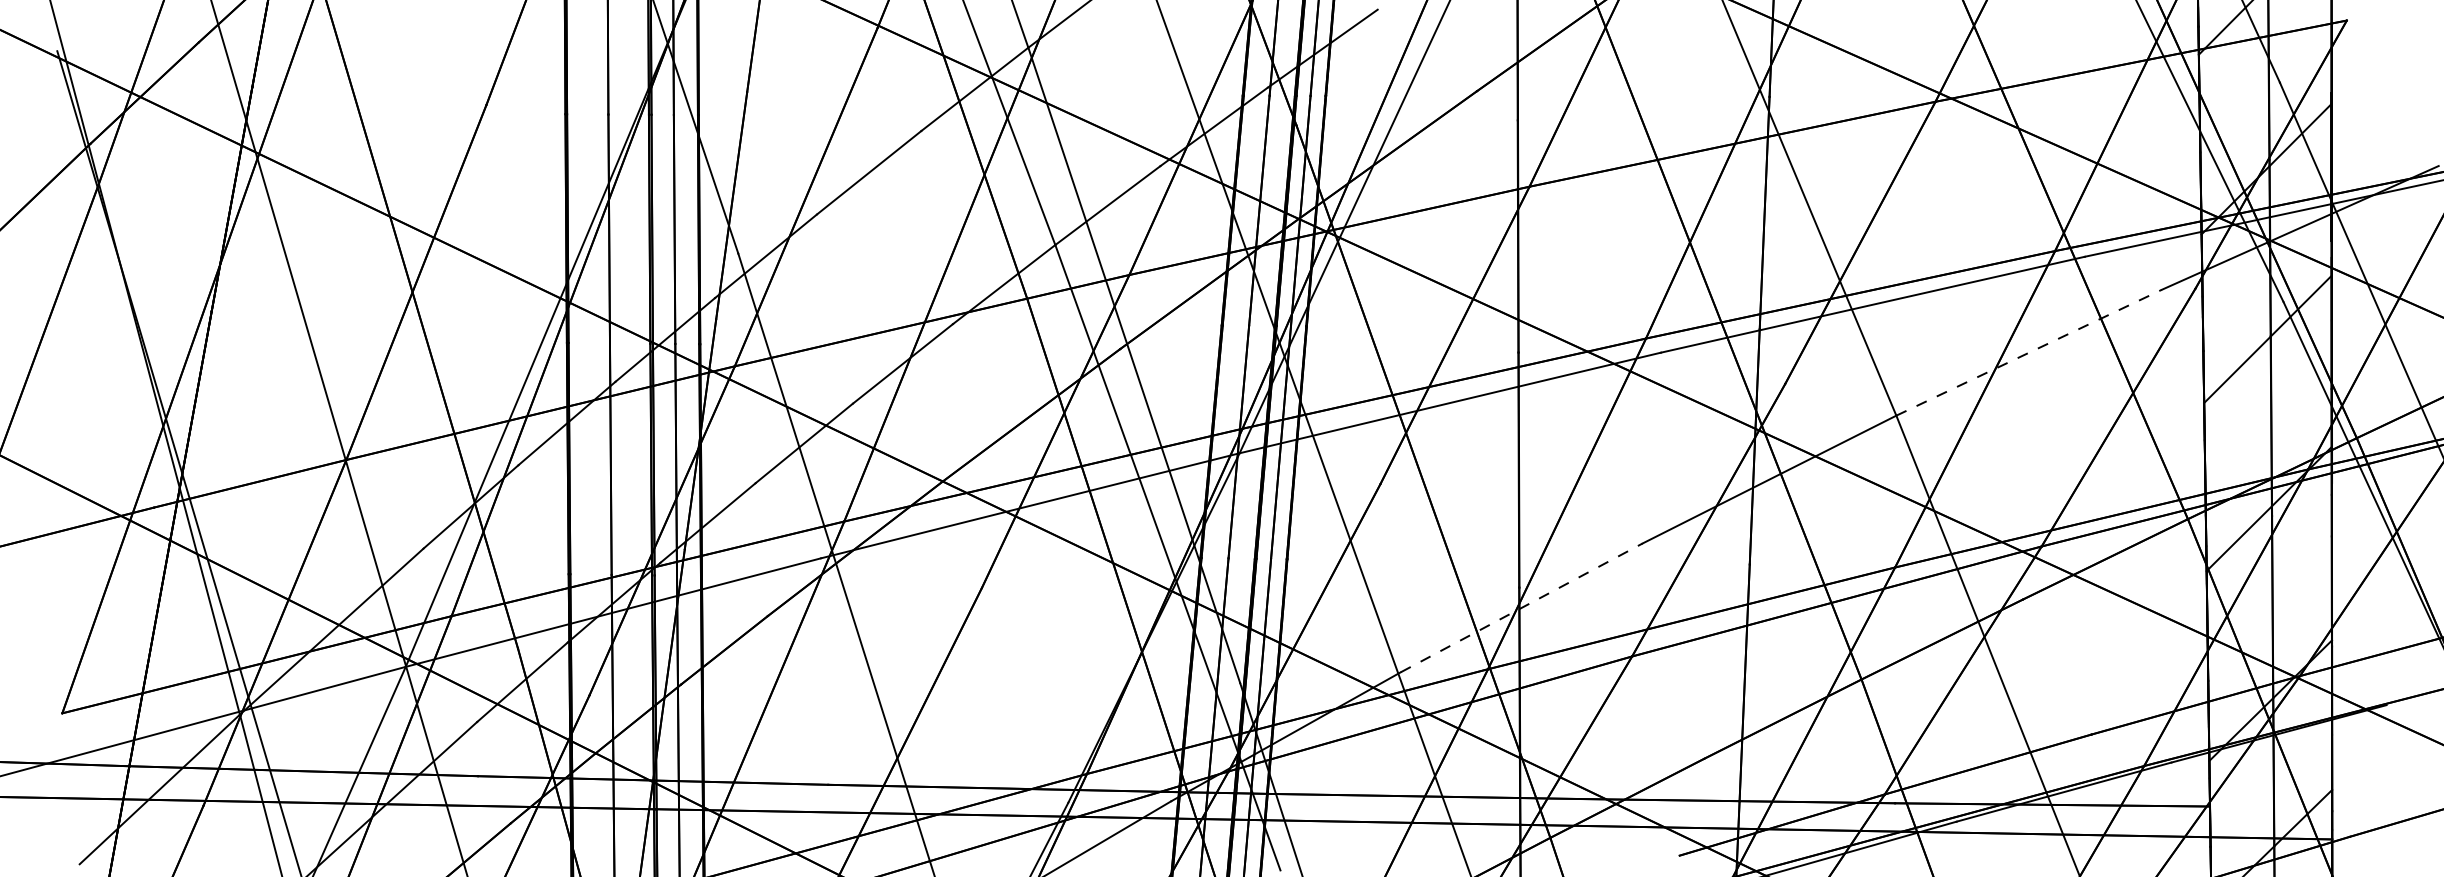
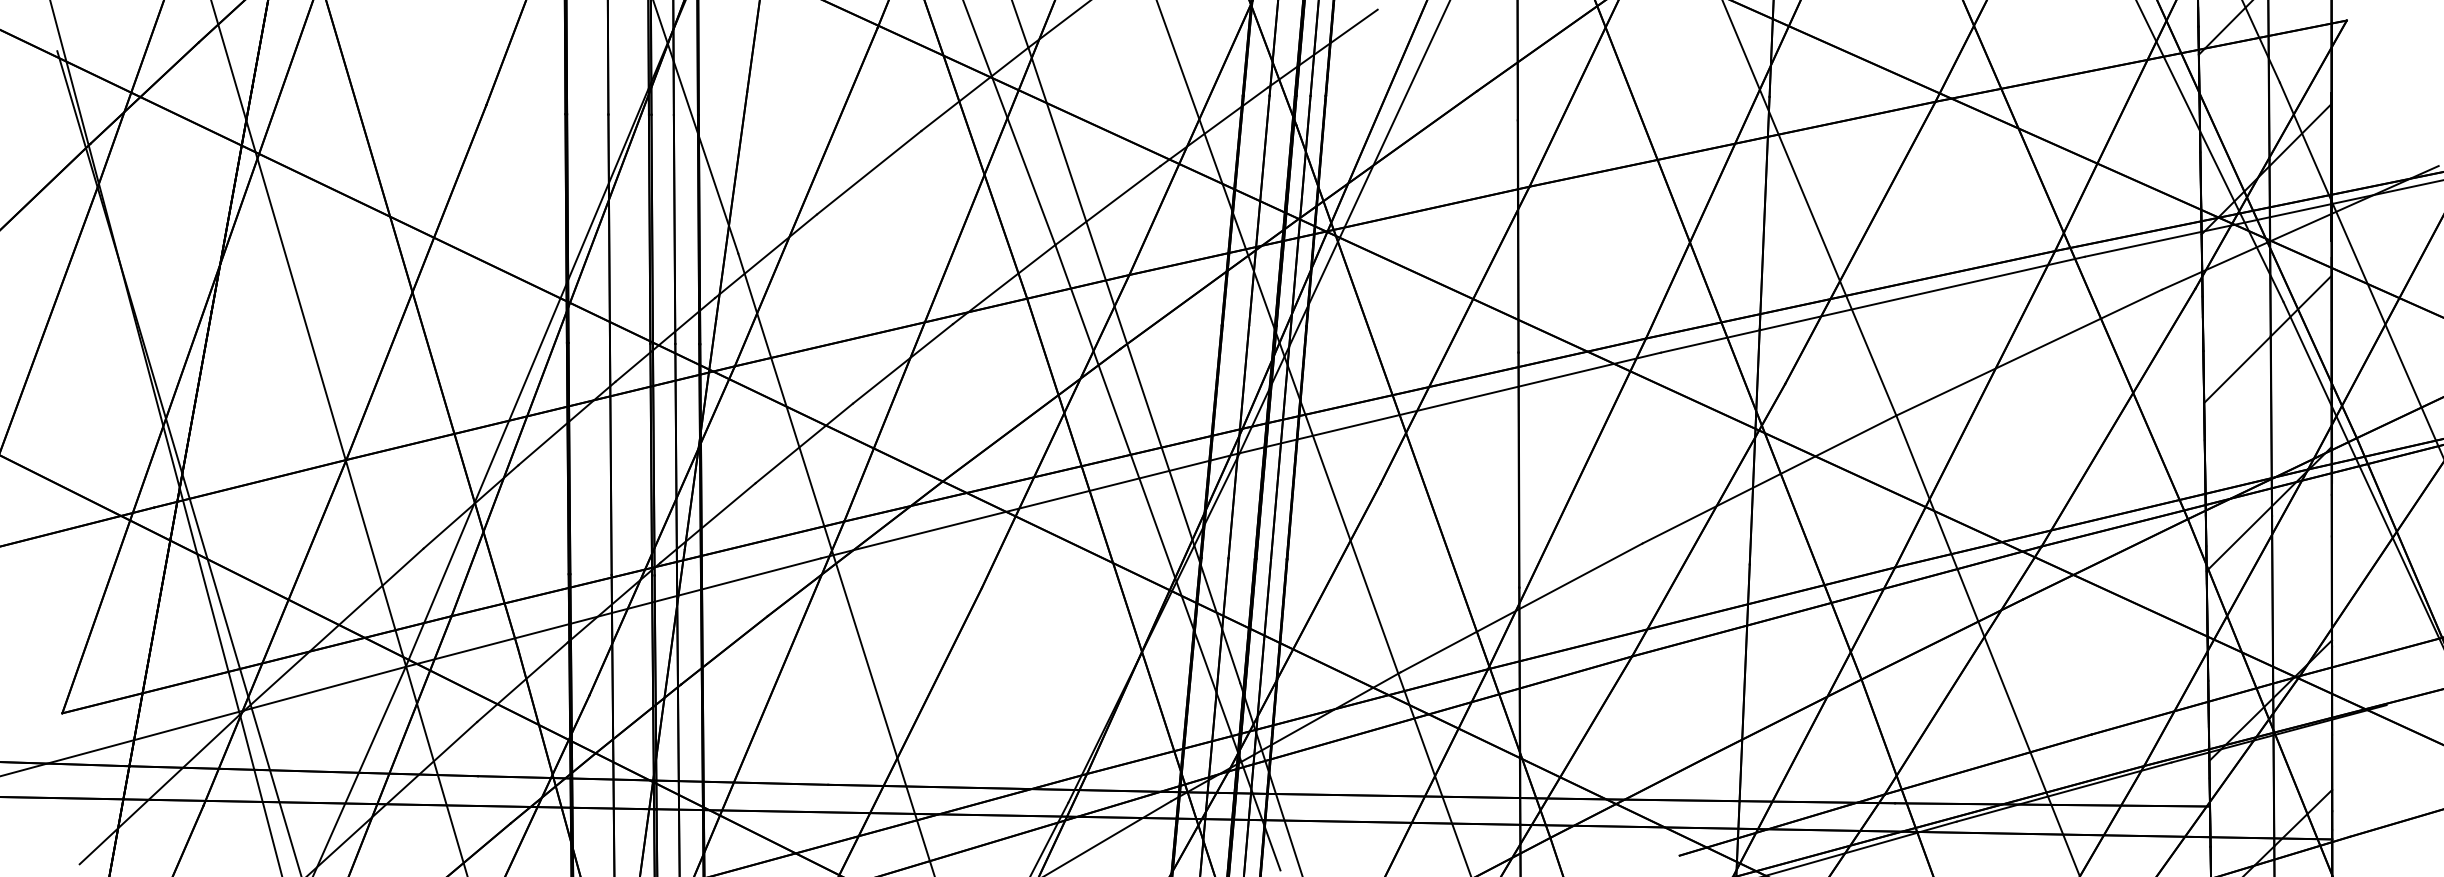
line: dashed -> solid (2029, 352)
line: dashed -> solid (1521, 607)
